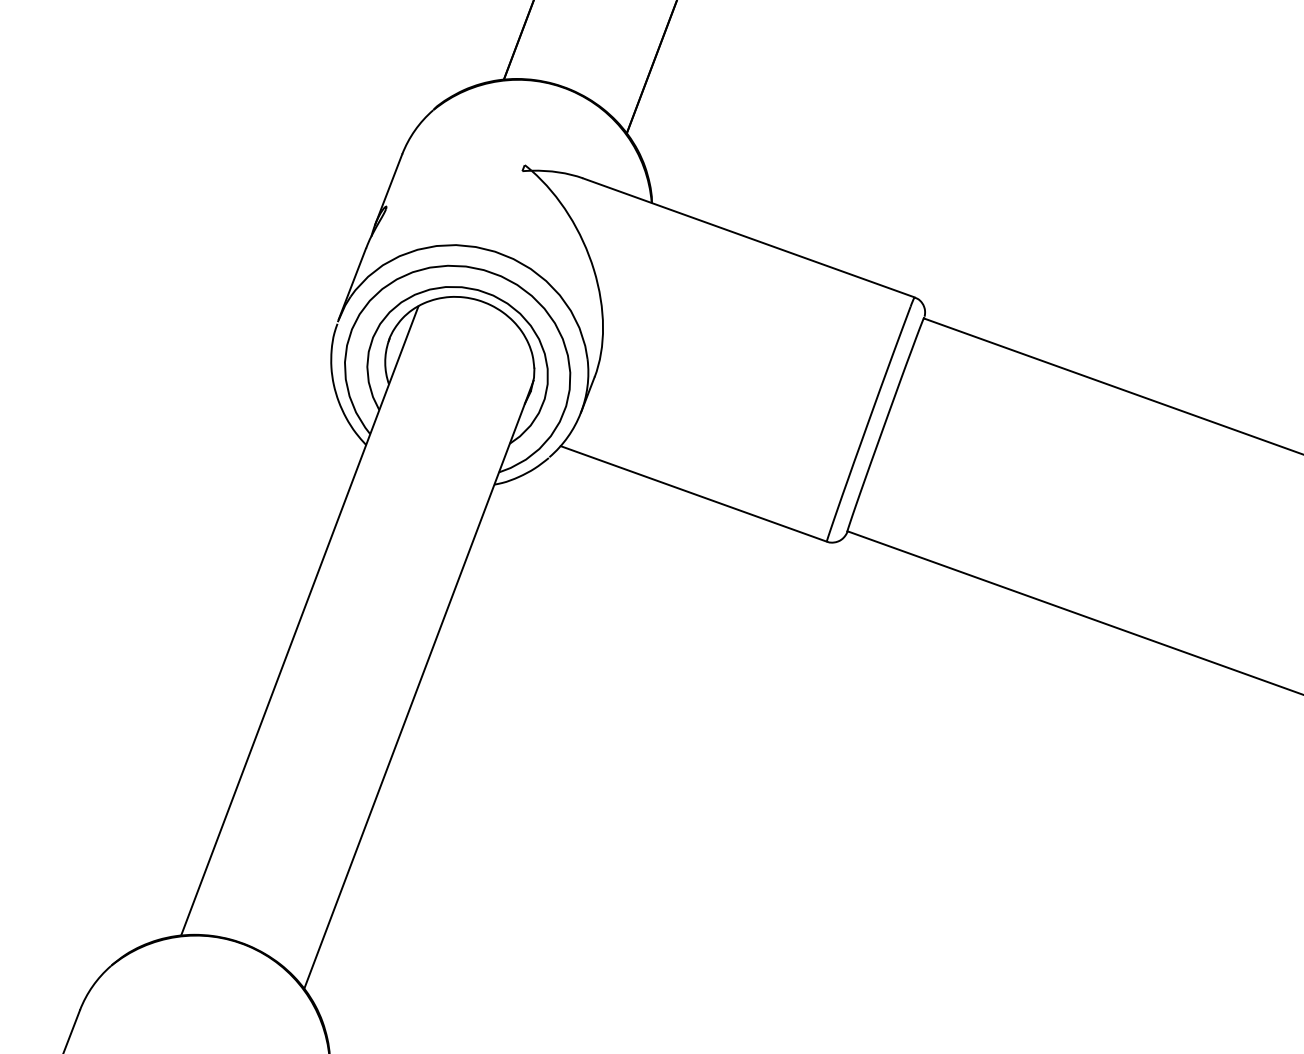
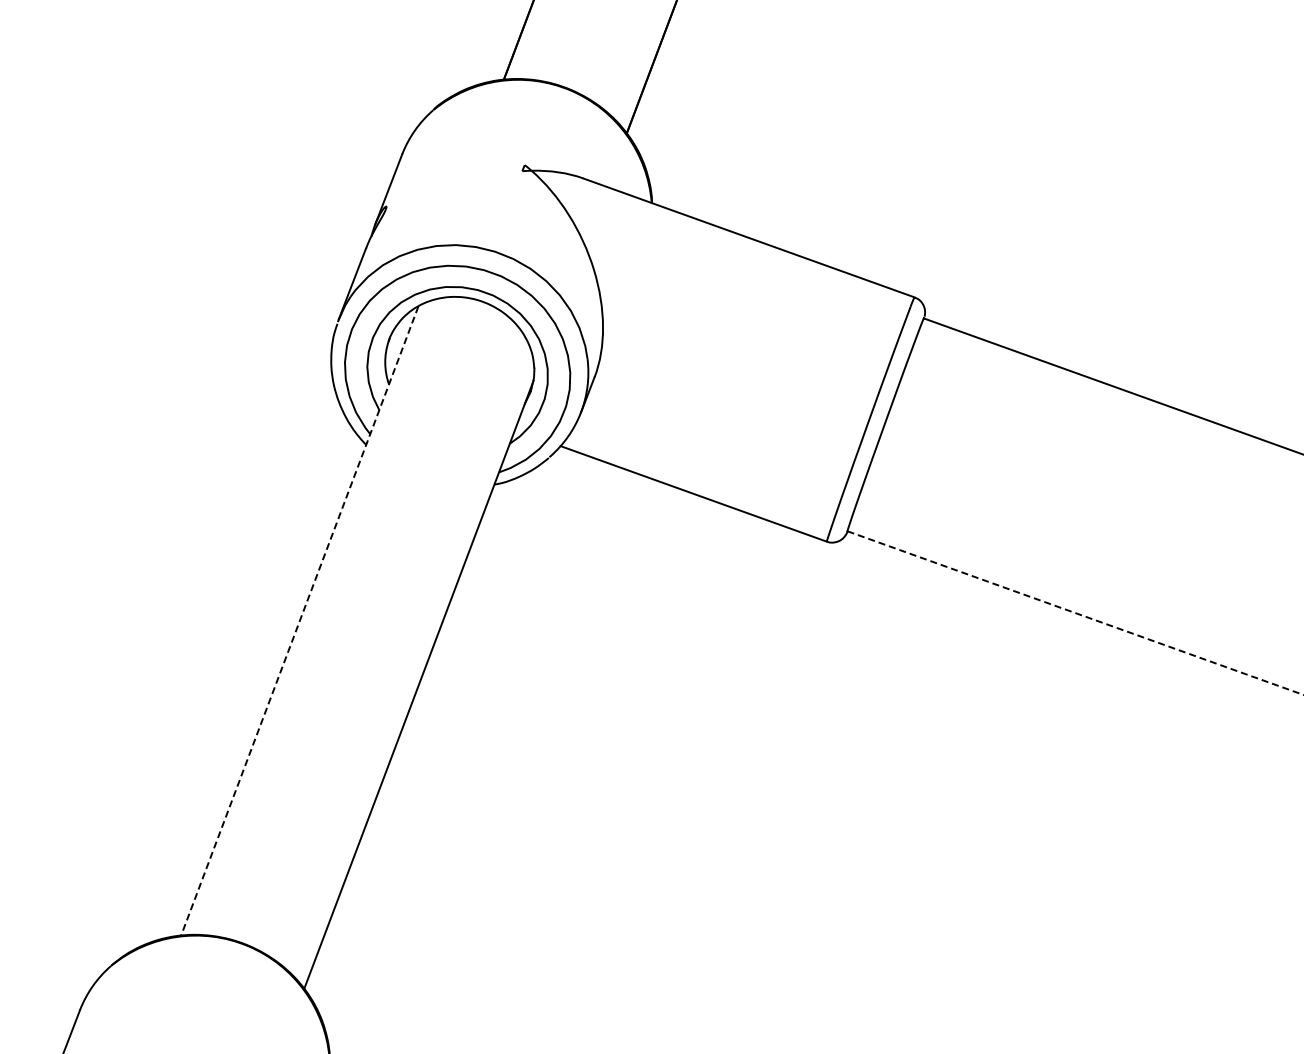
line: solid -> dashed (1075, 613)
line: solid -> dashed (299, 621)
